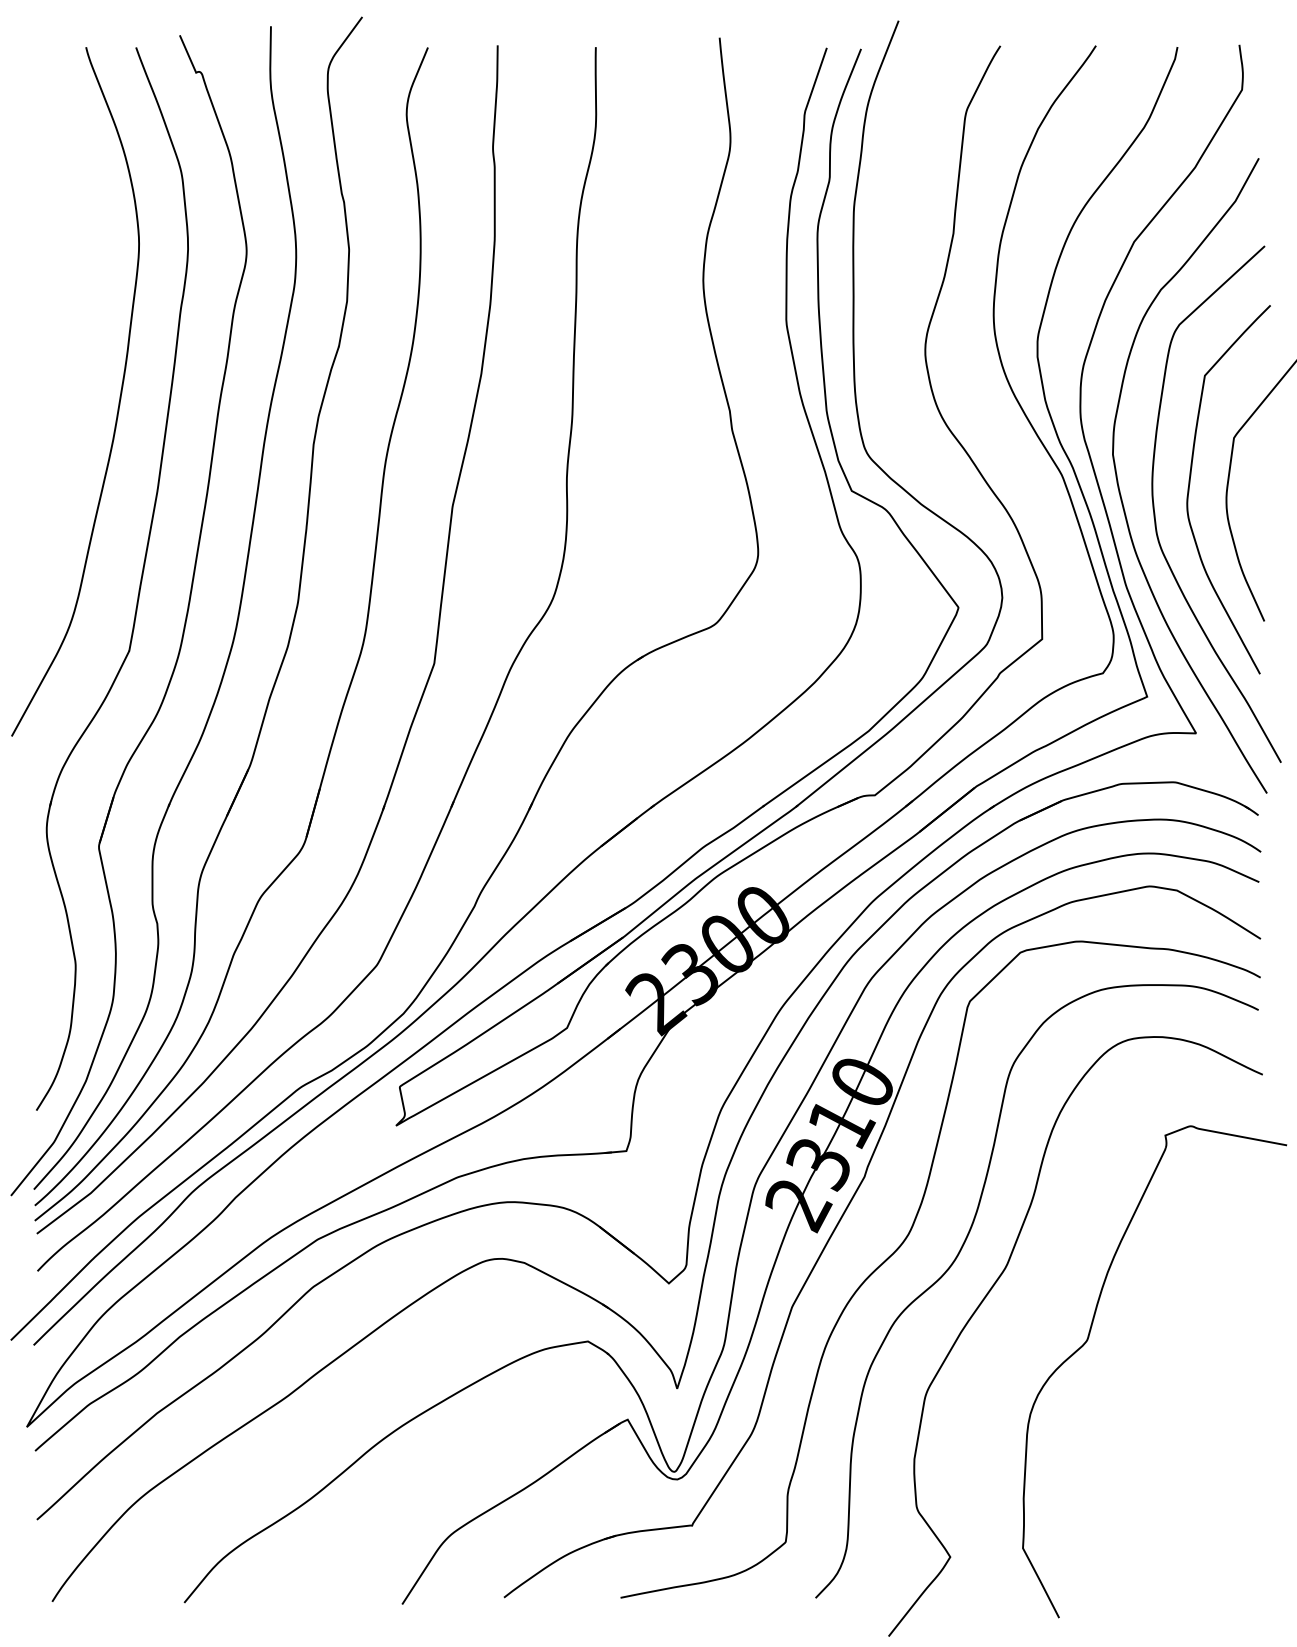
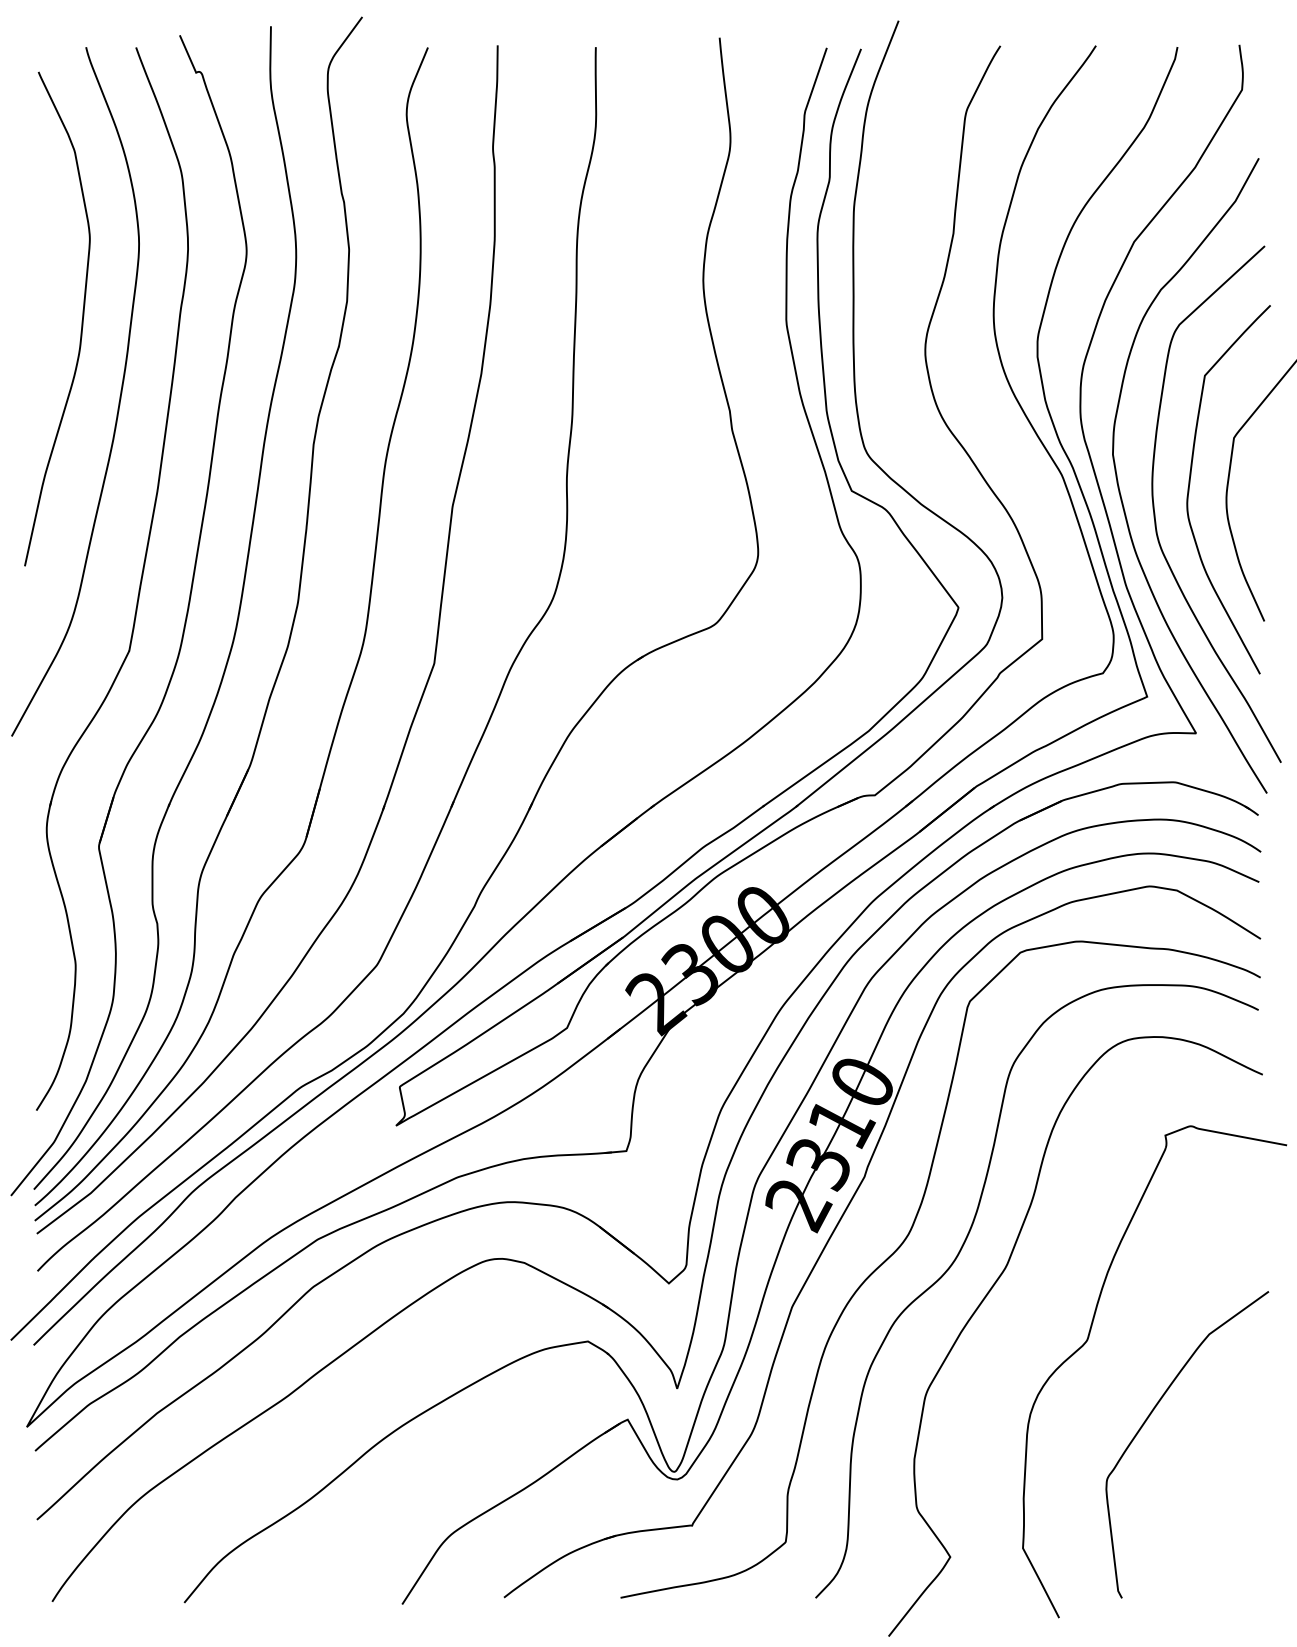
curve: none -> present (81, 320)
curve: none -> present (1149, 1417)
